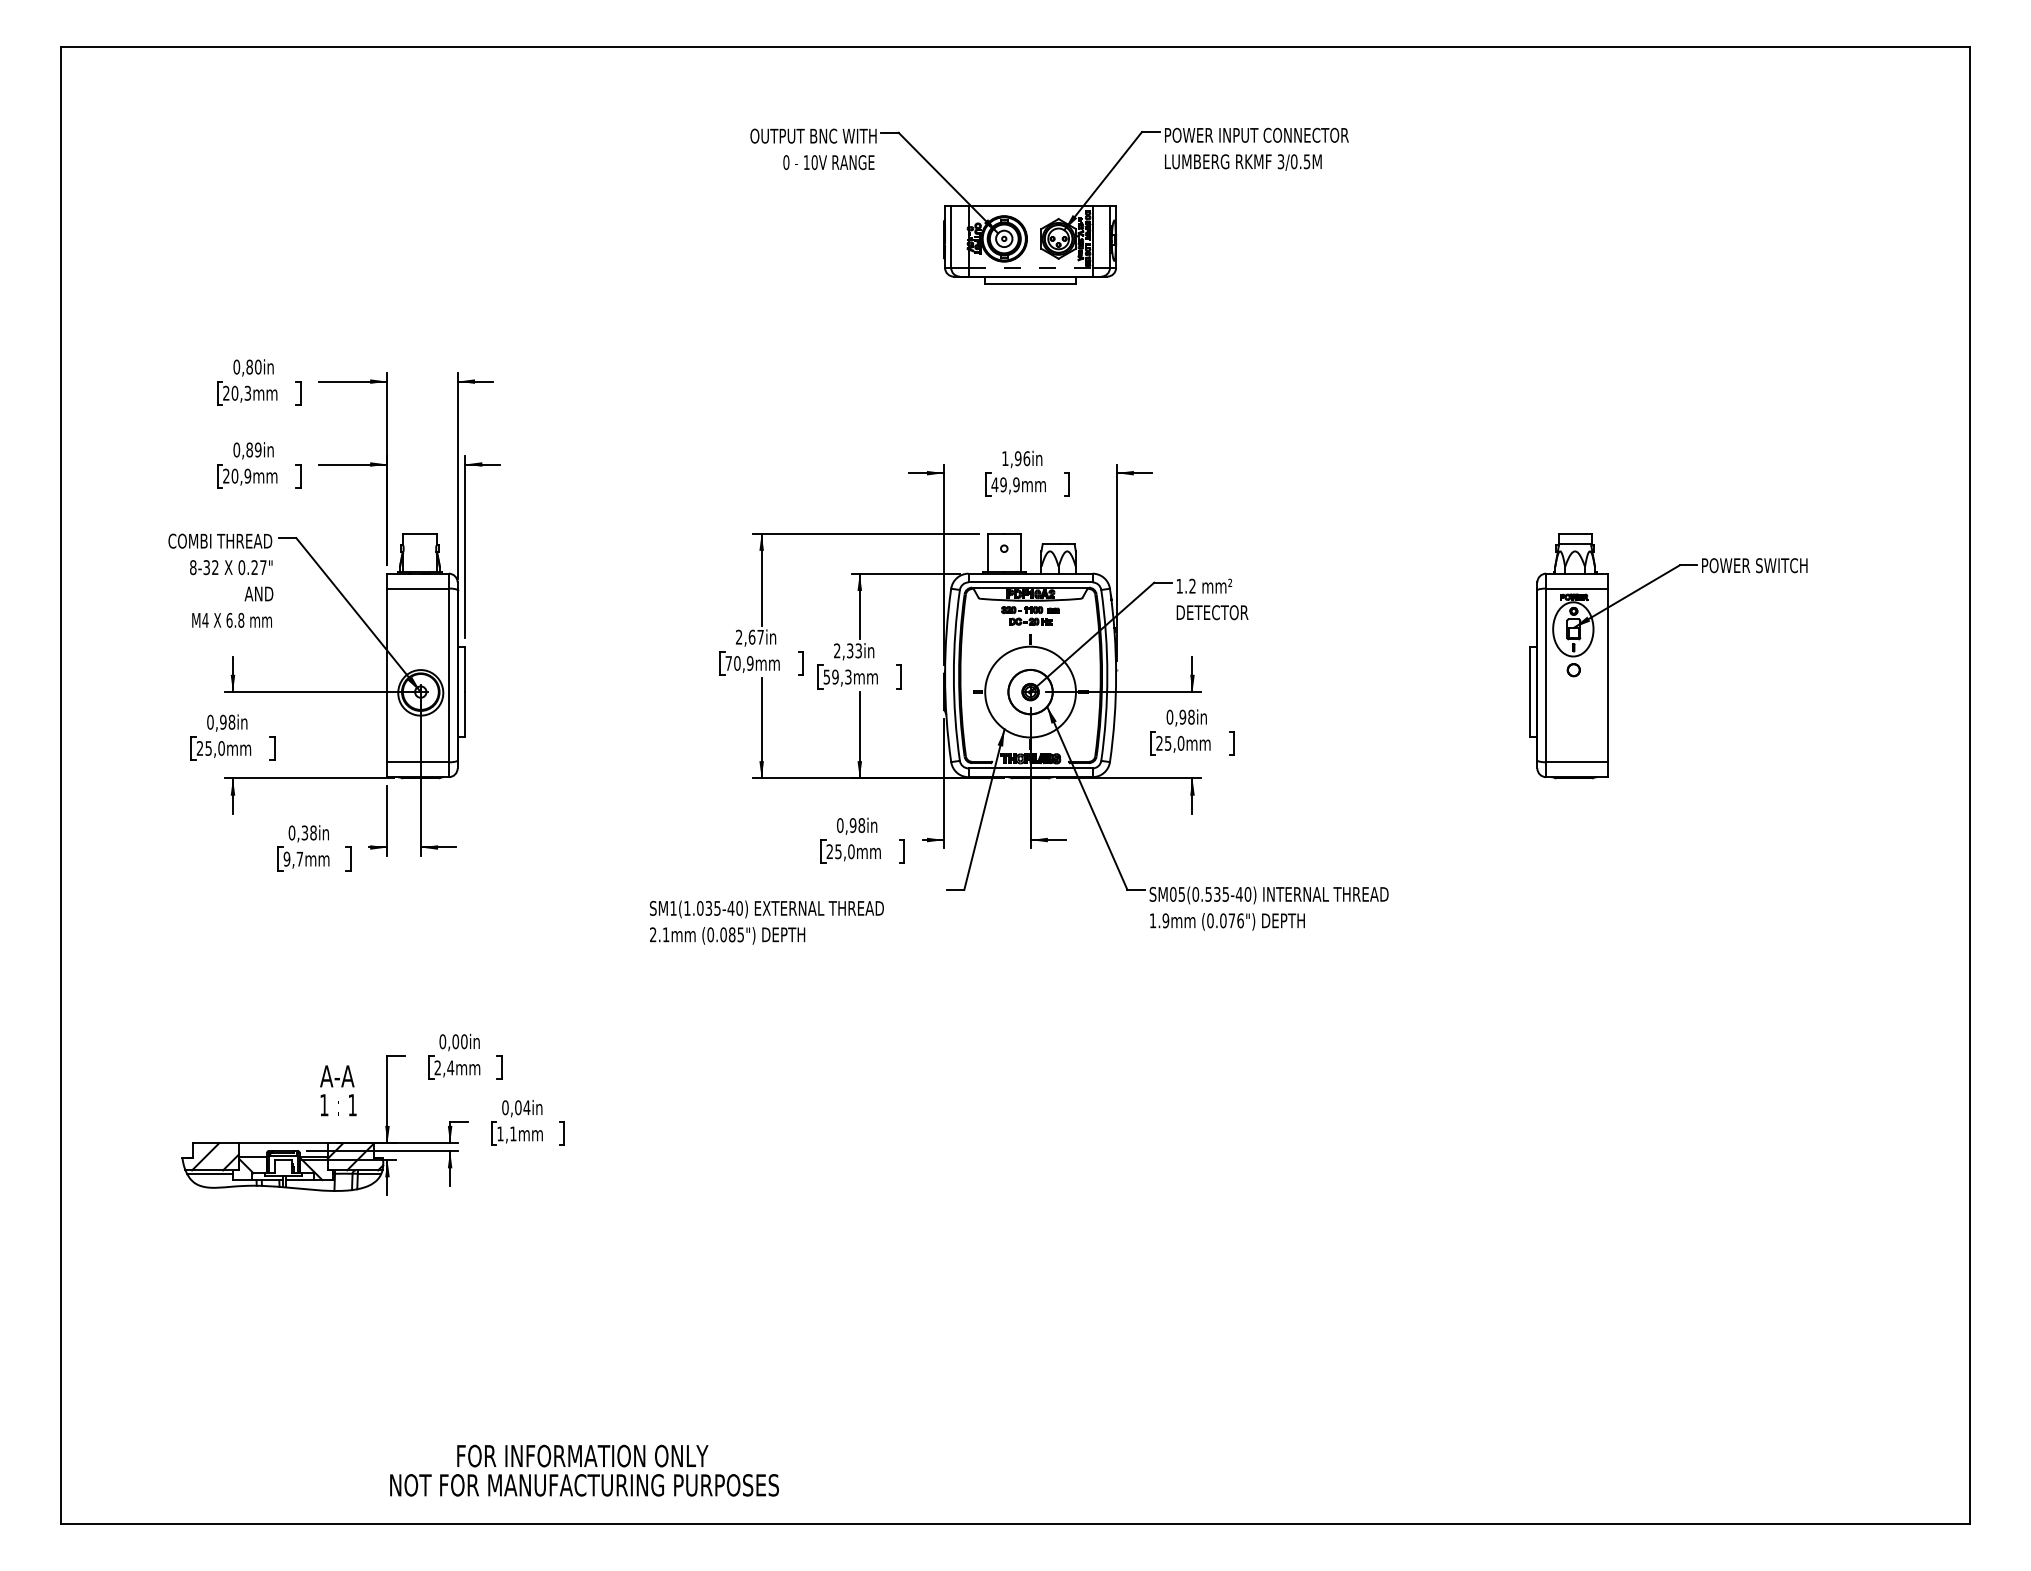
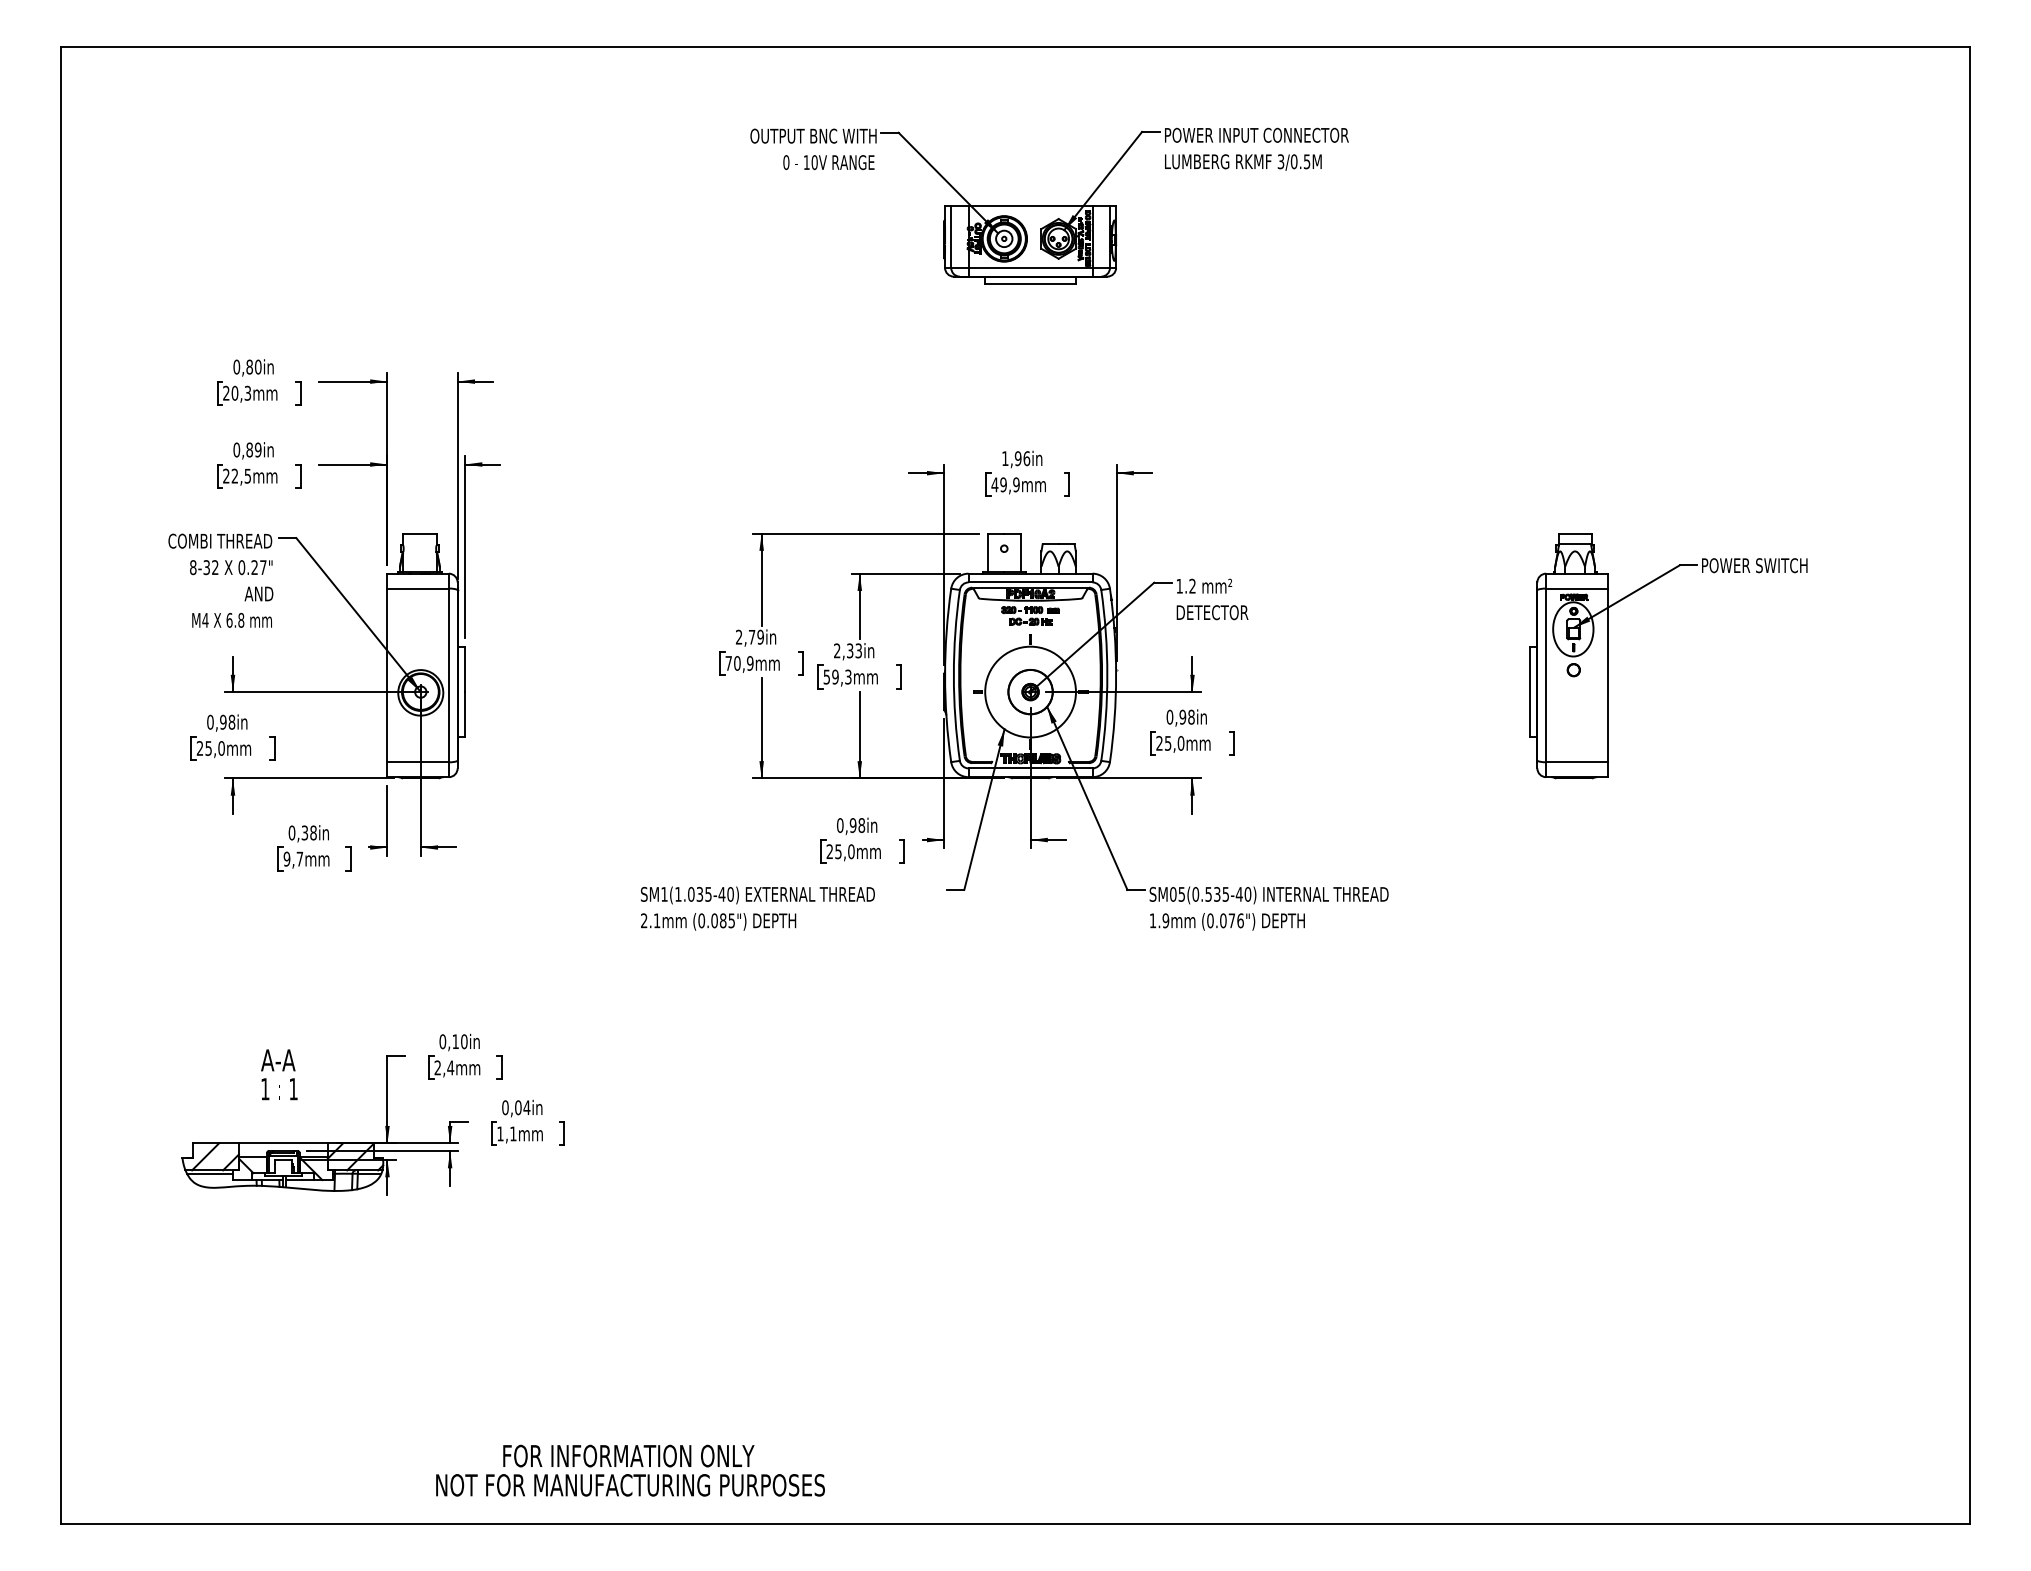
line: dashed -> solid (1030, 267)
text: 20,9mm -> 22,5mm (241, 475)
text: 2,67in -> 2,79in (755, 636)
text position: (766, 922) -> (757, 908) (757, 908)
text: 0,00in -> 0,10in (455, 1041)
text position: (338, 1090) -> (279, 1074) (279, 1074)
text position: (584, 1470) -> (630, 1470) (630, 1470)
